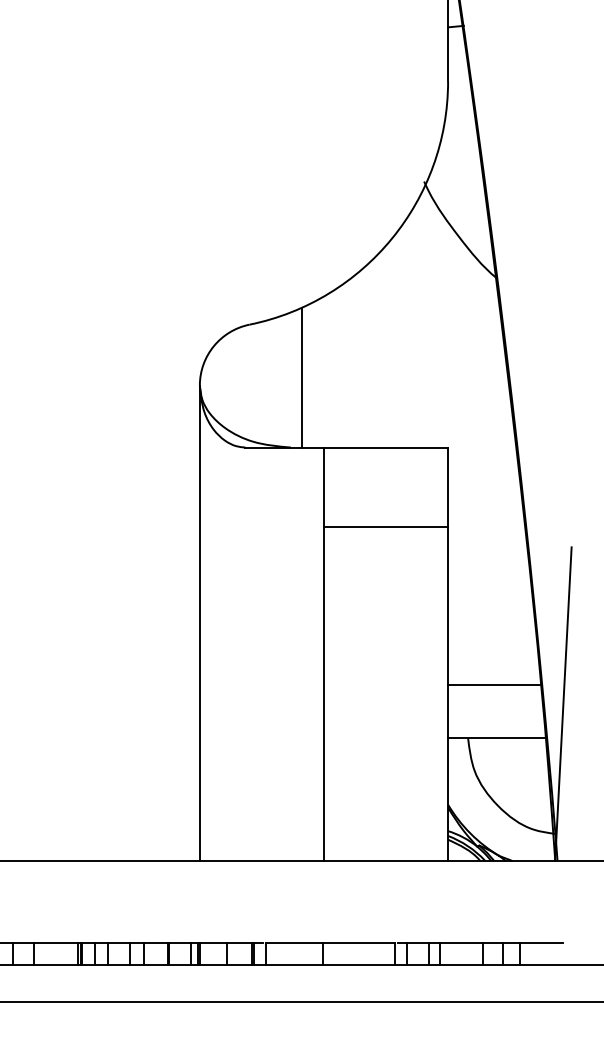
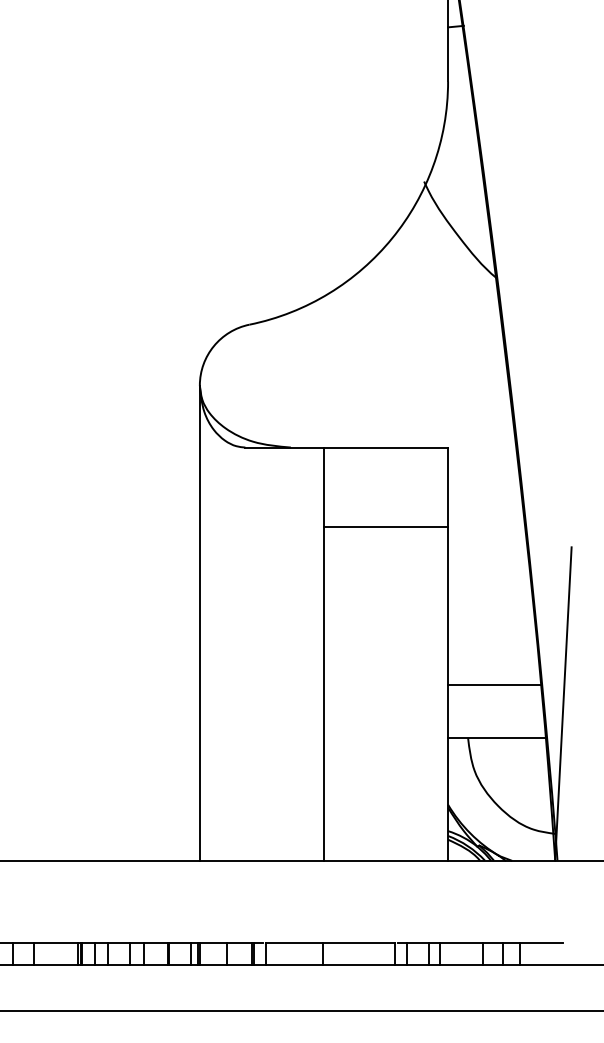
line: present -> none (301, 377)
line position: (301, 1002) -> (301, 1011) (301, 1011)
